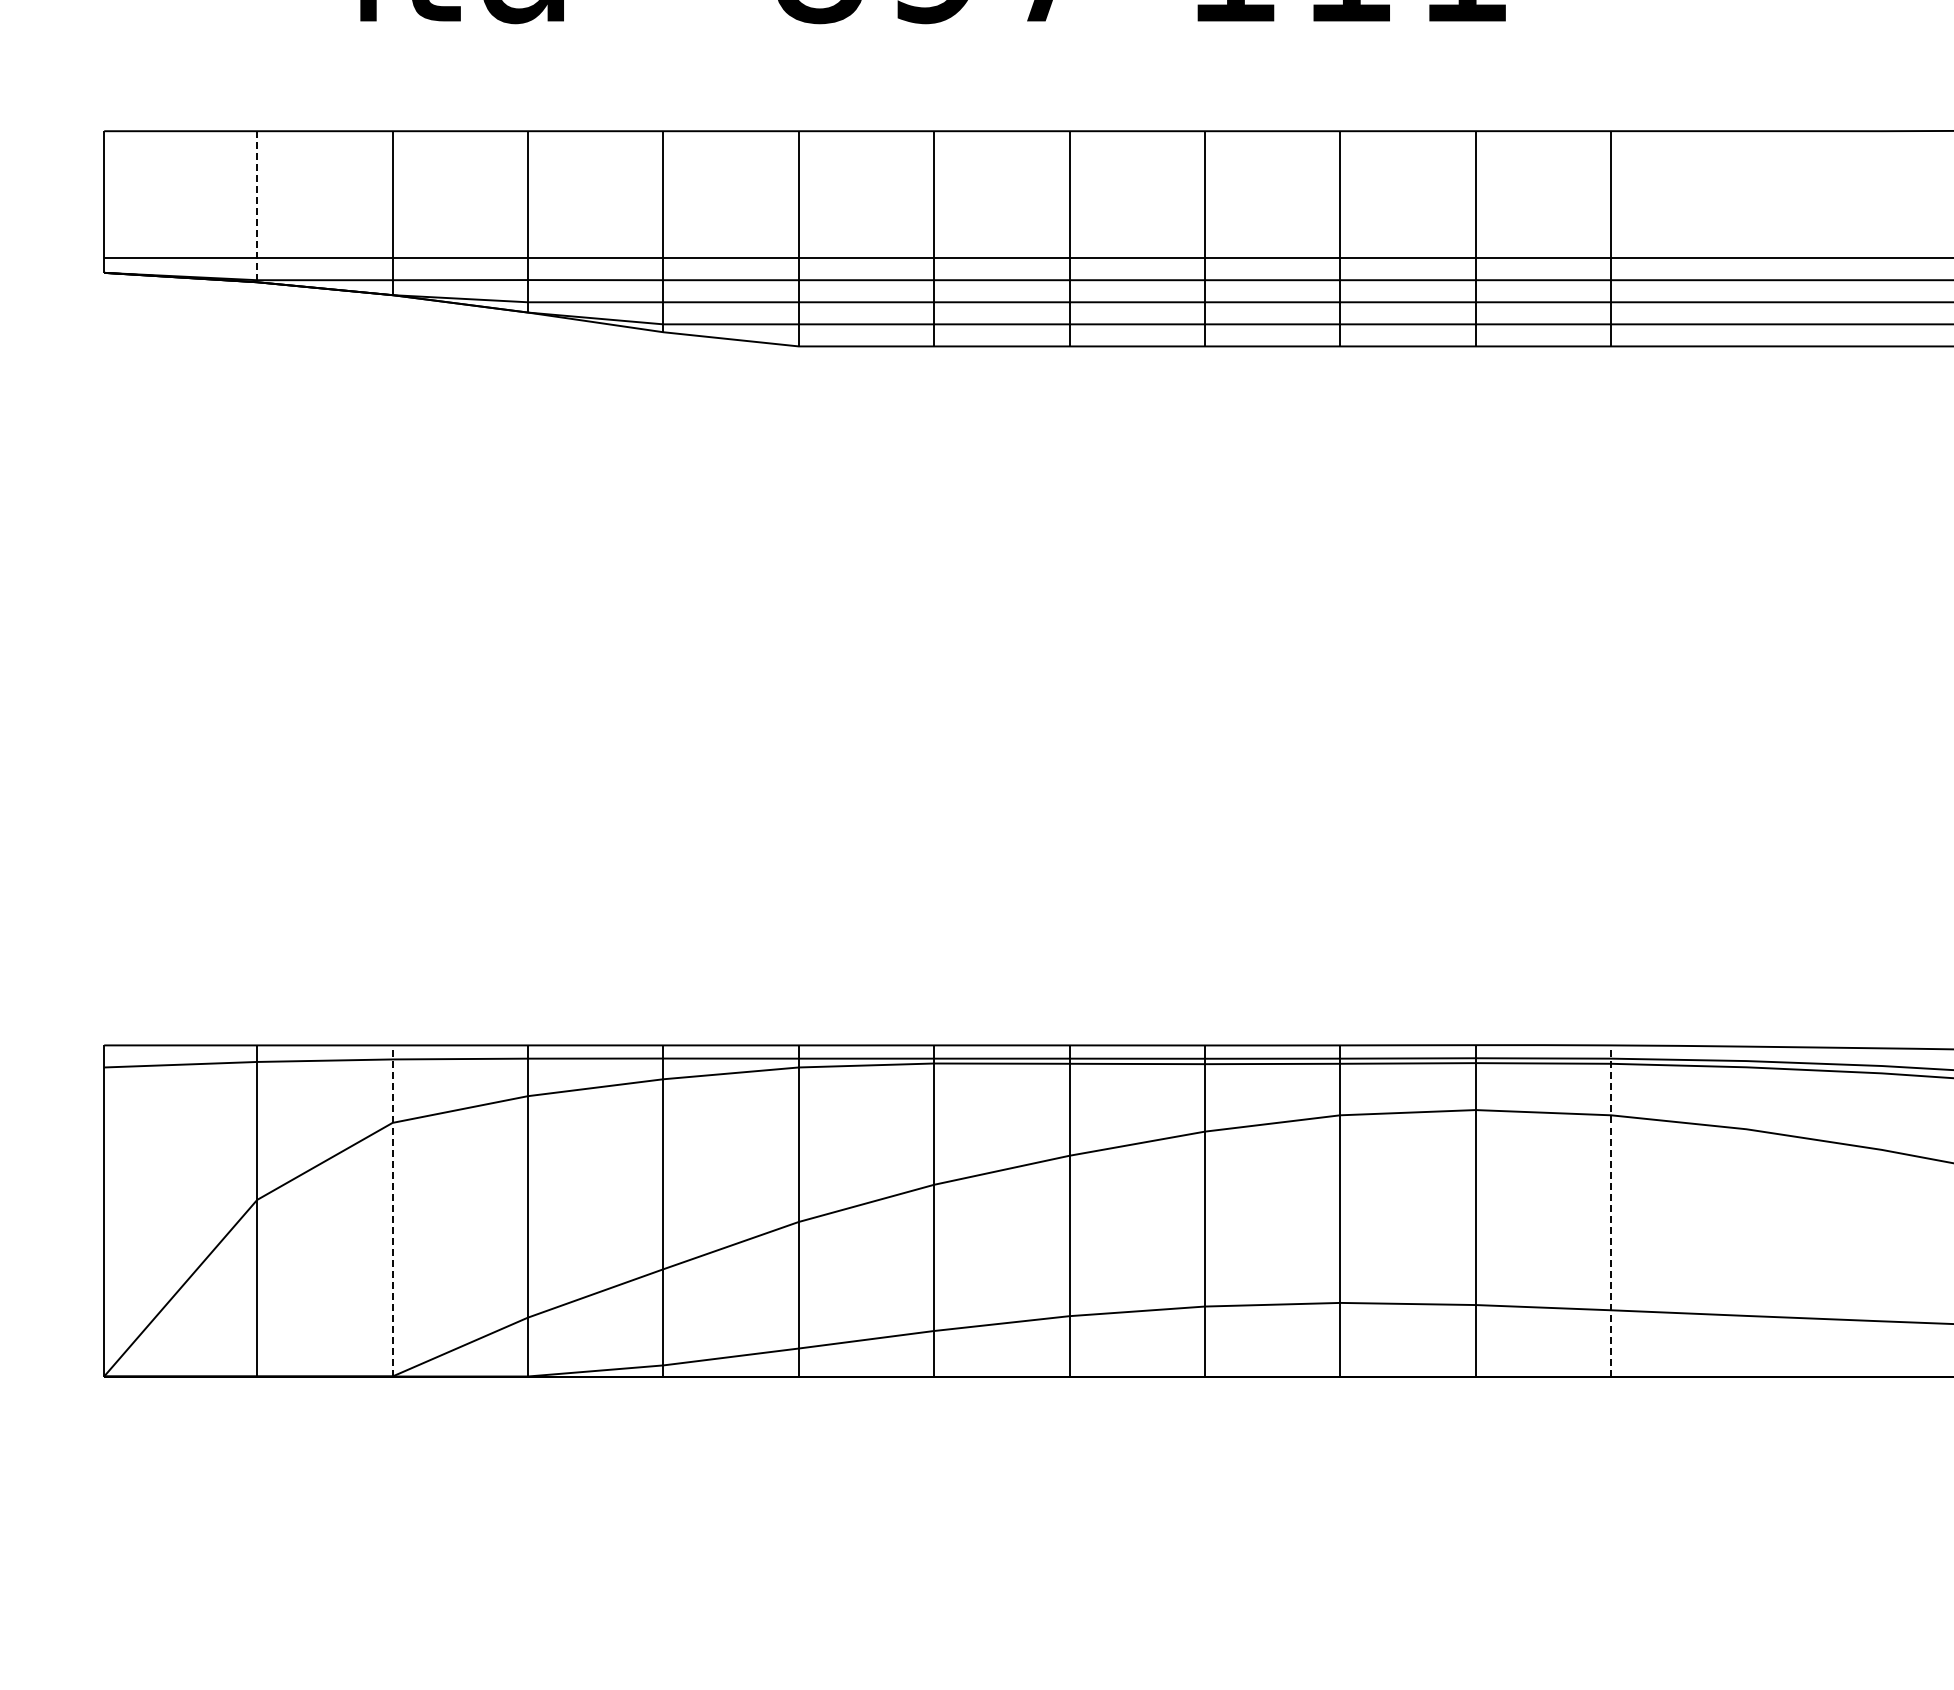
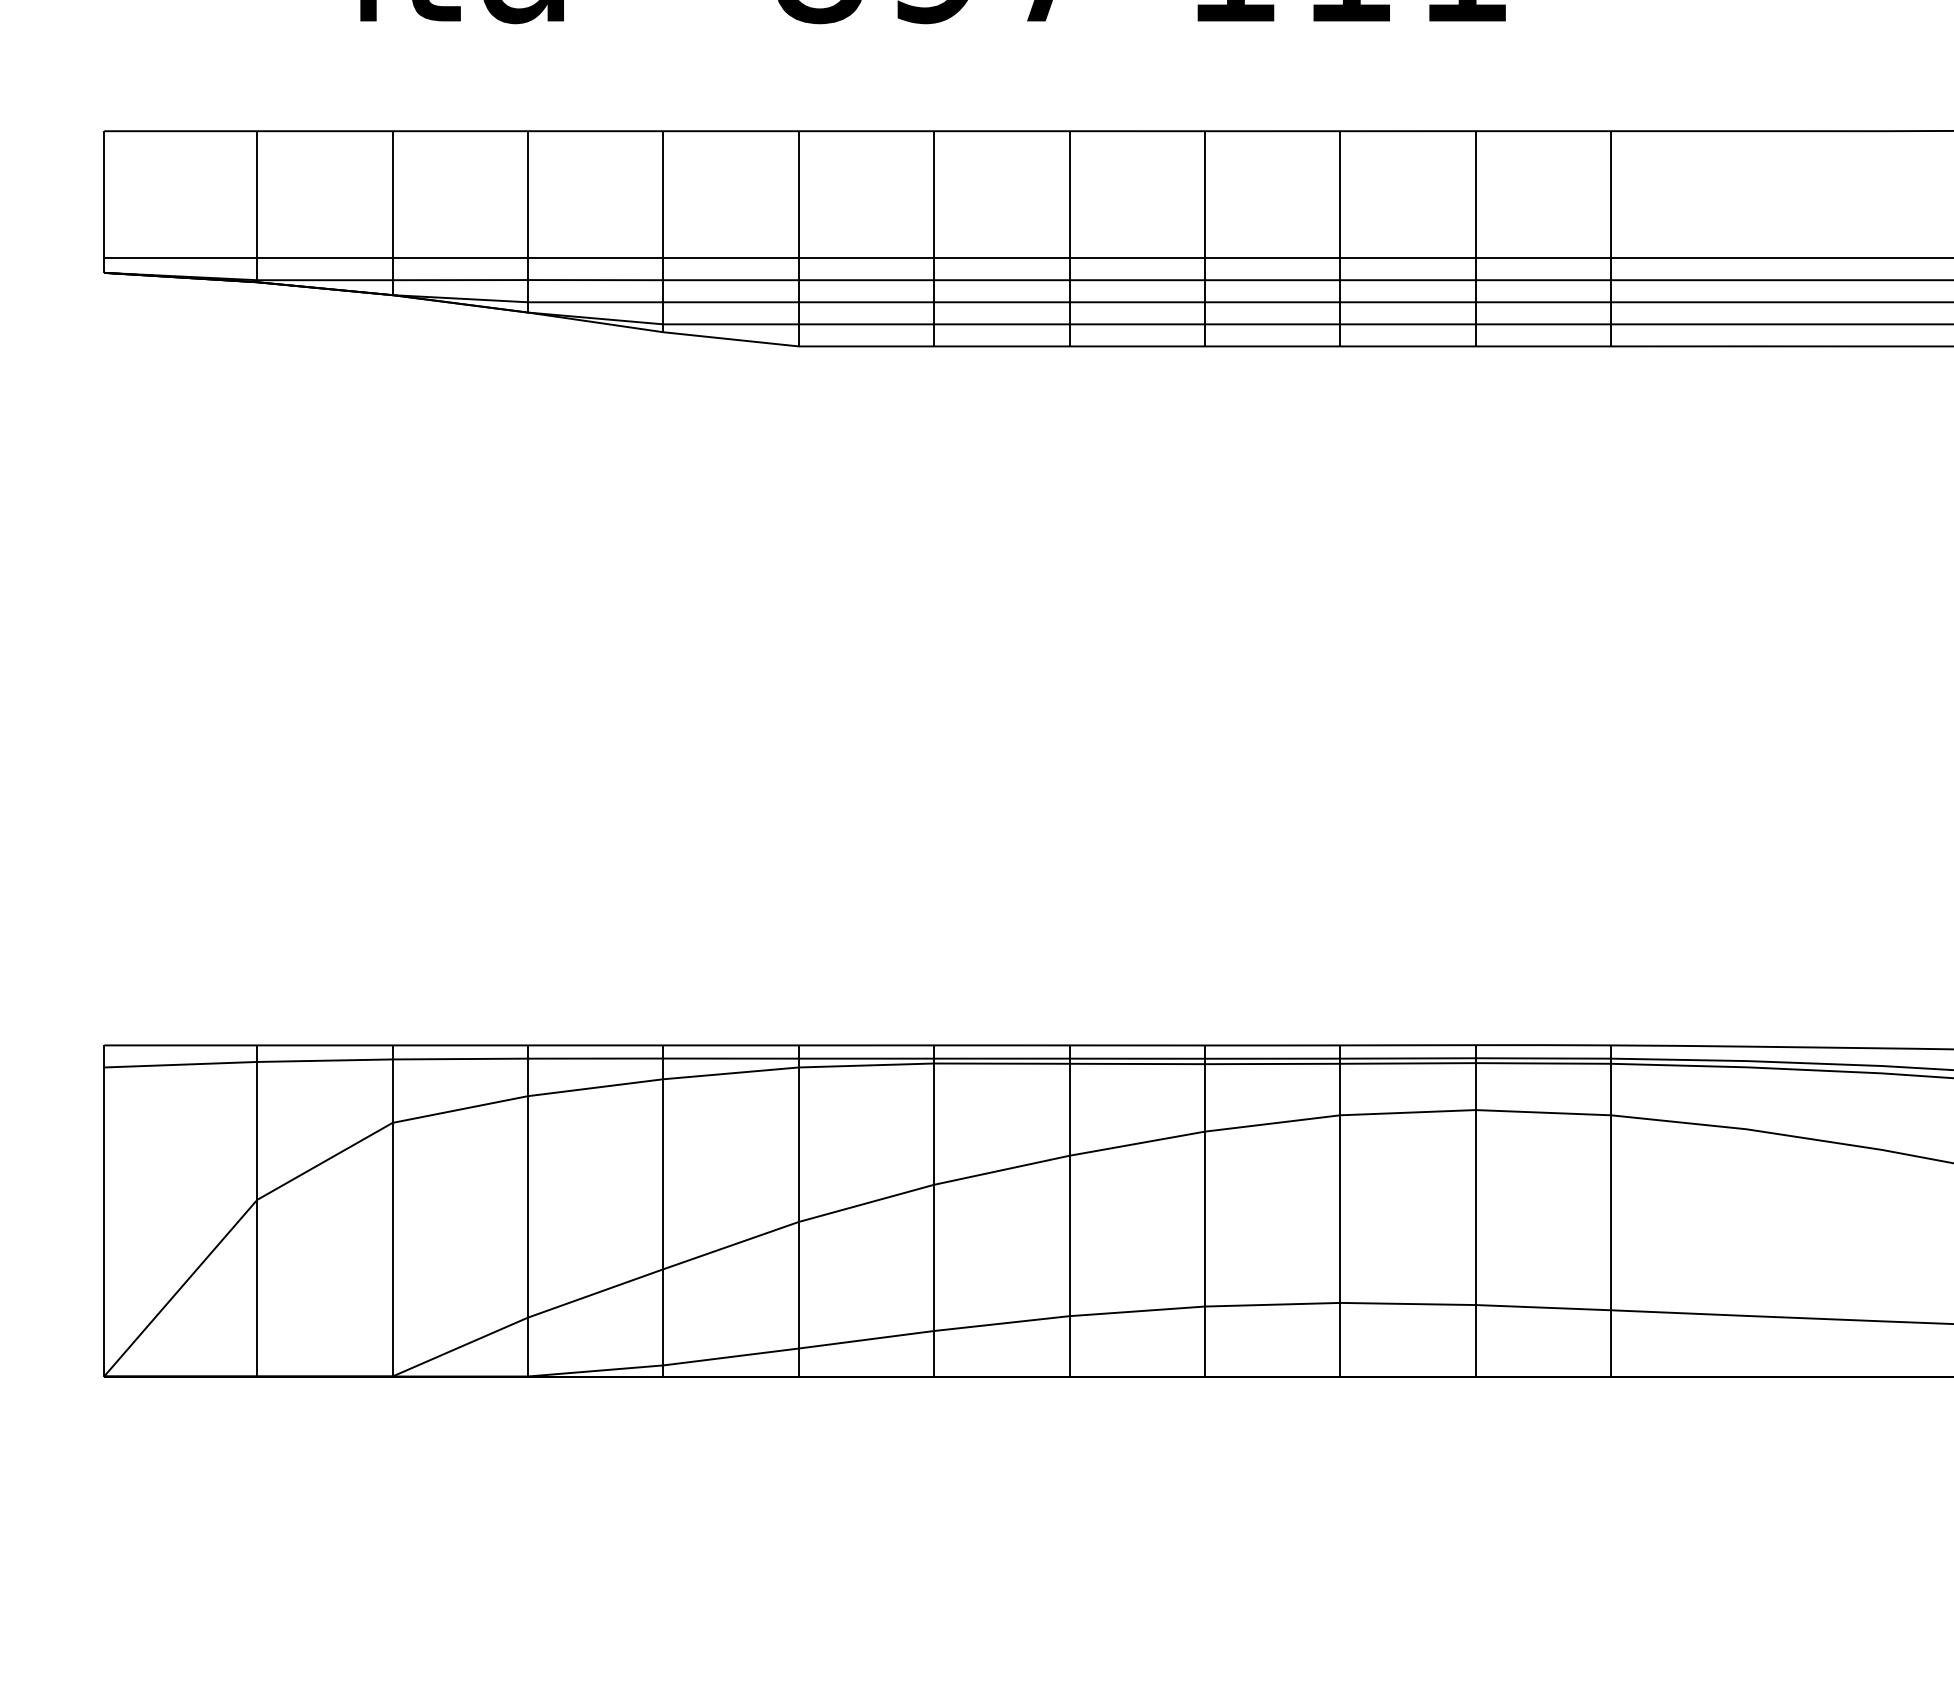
line: dashed -> solid (257, 206)
line: dashed -> solid (392, 1210)
line: dashed -> solid (1611, 1210)
